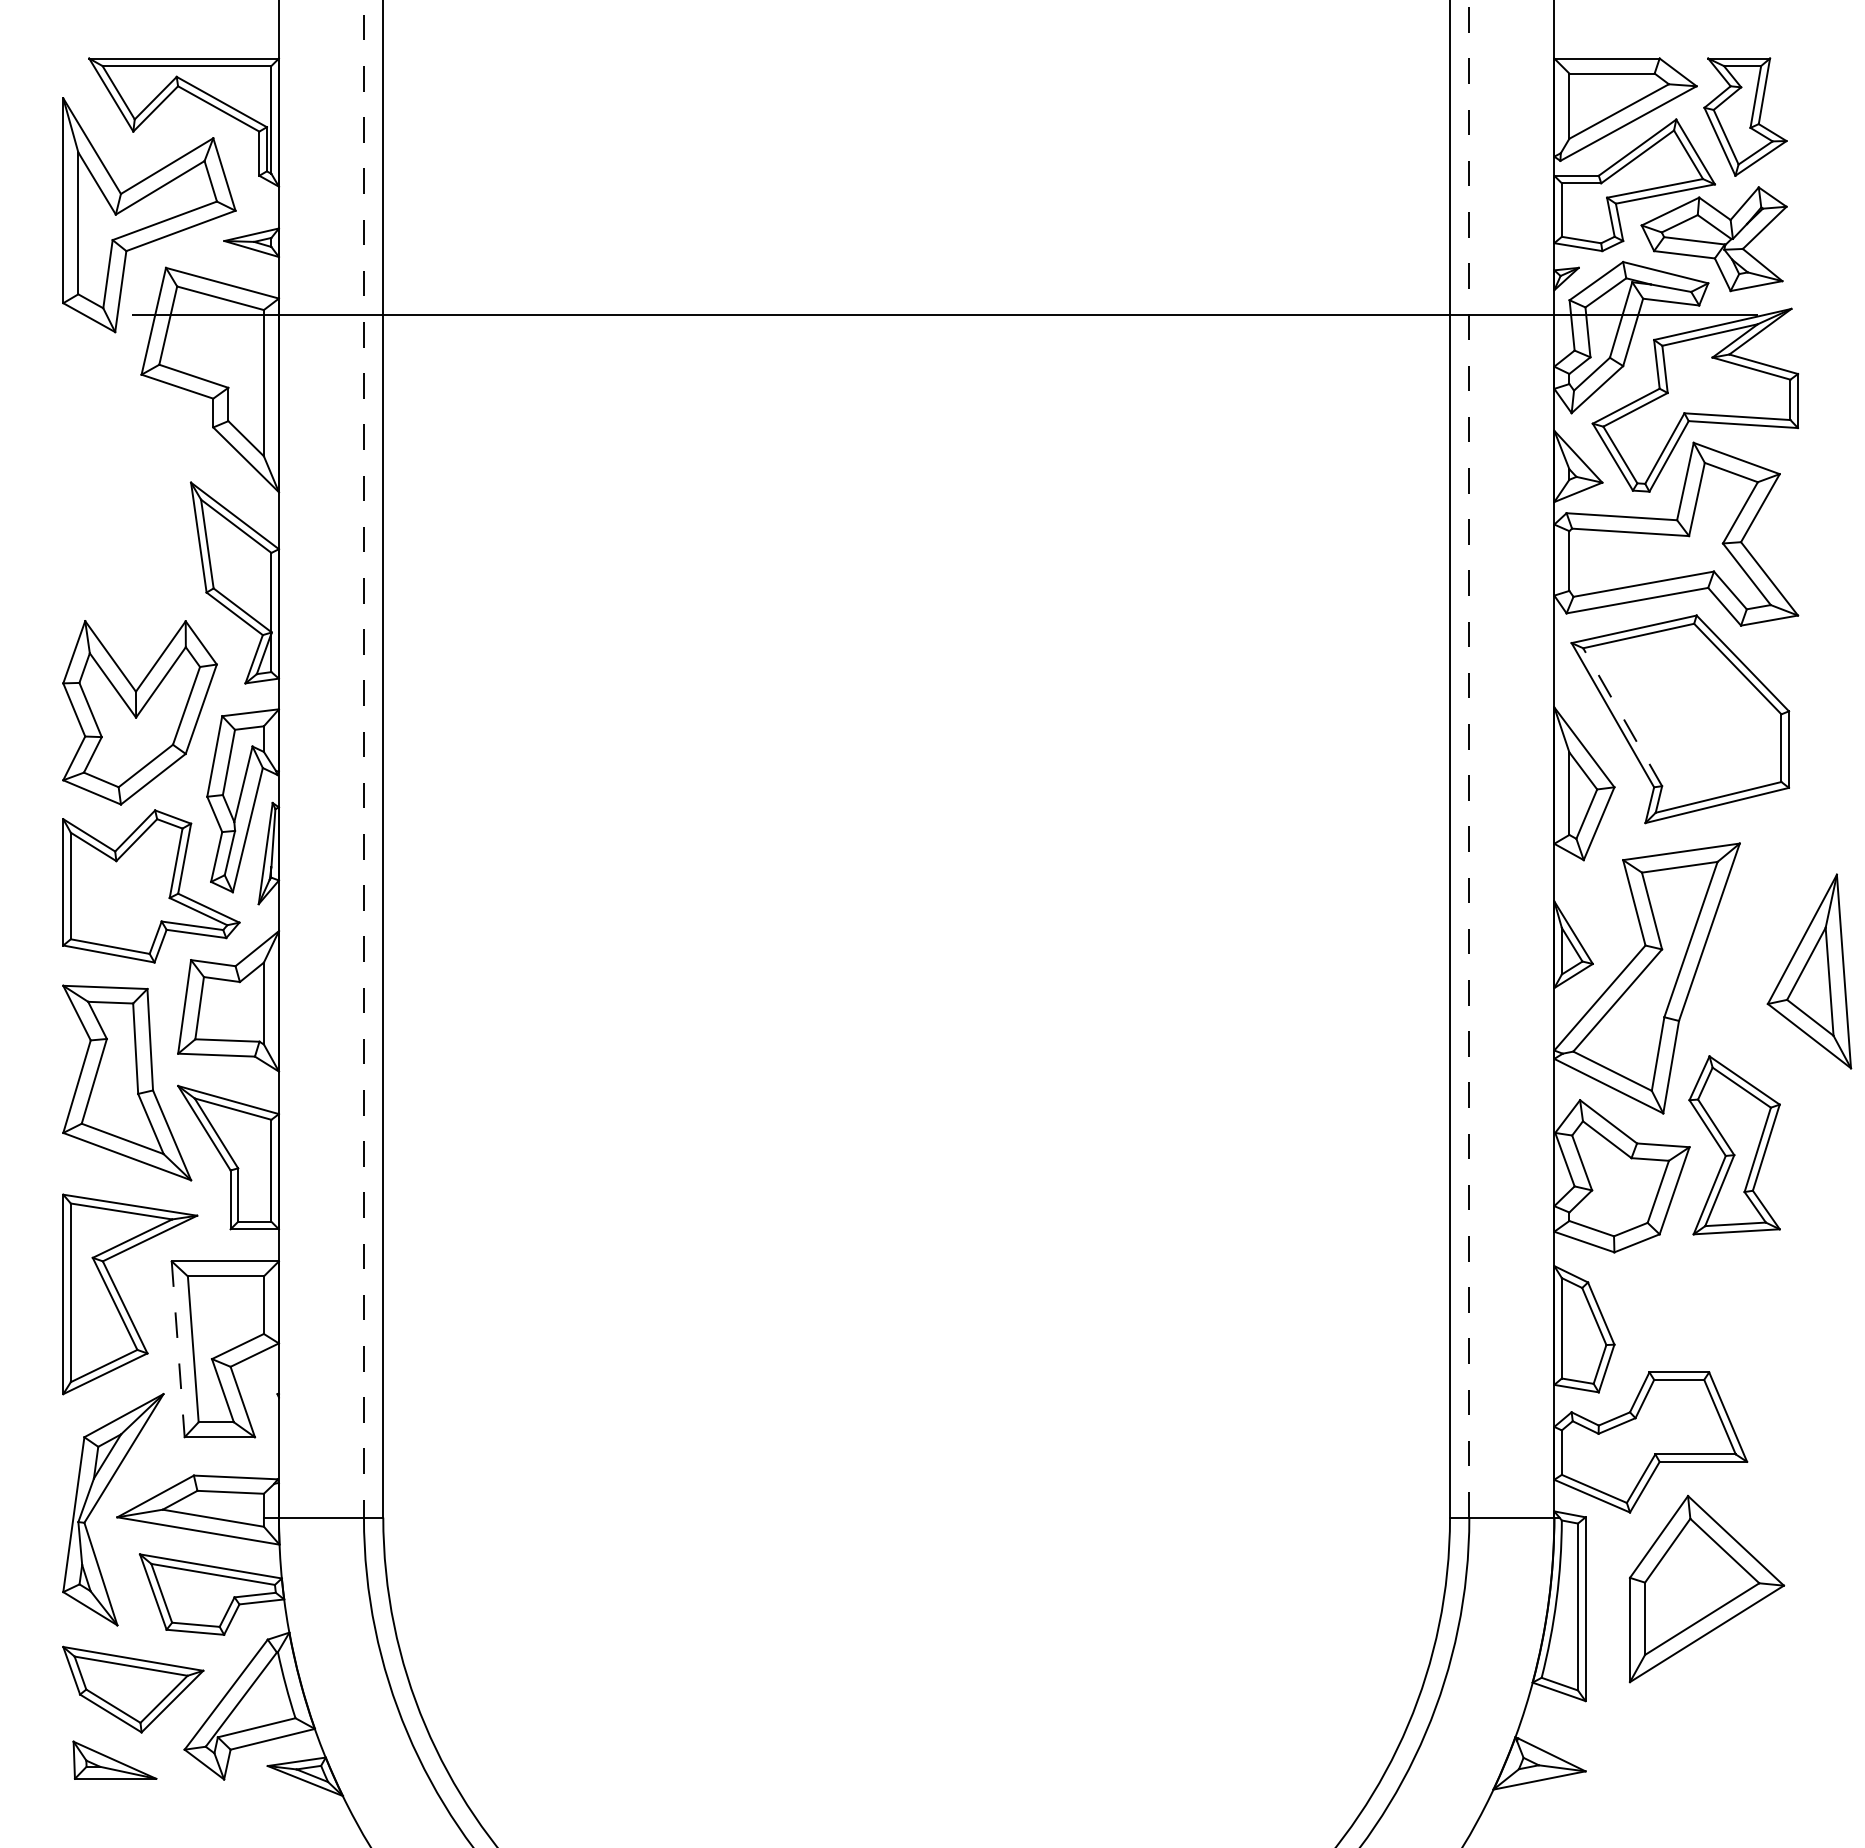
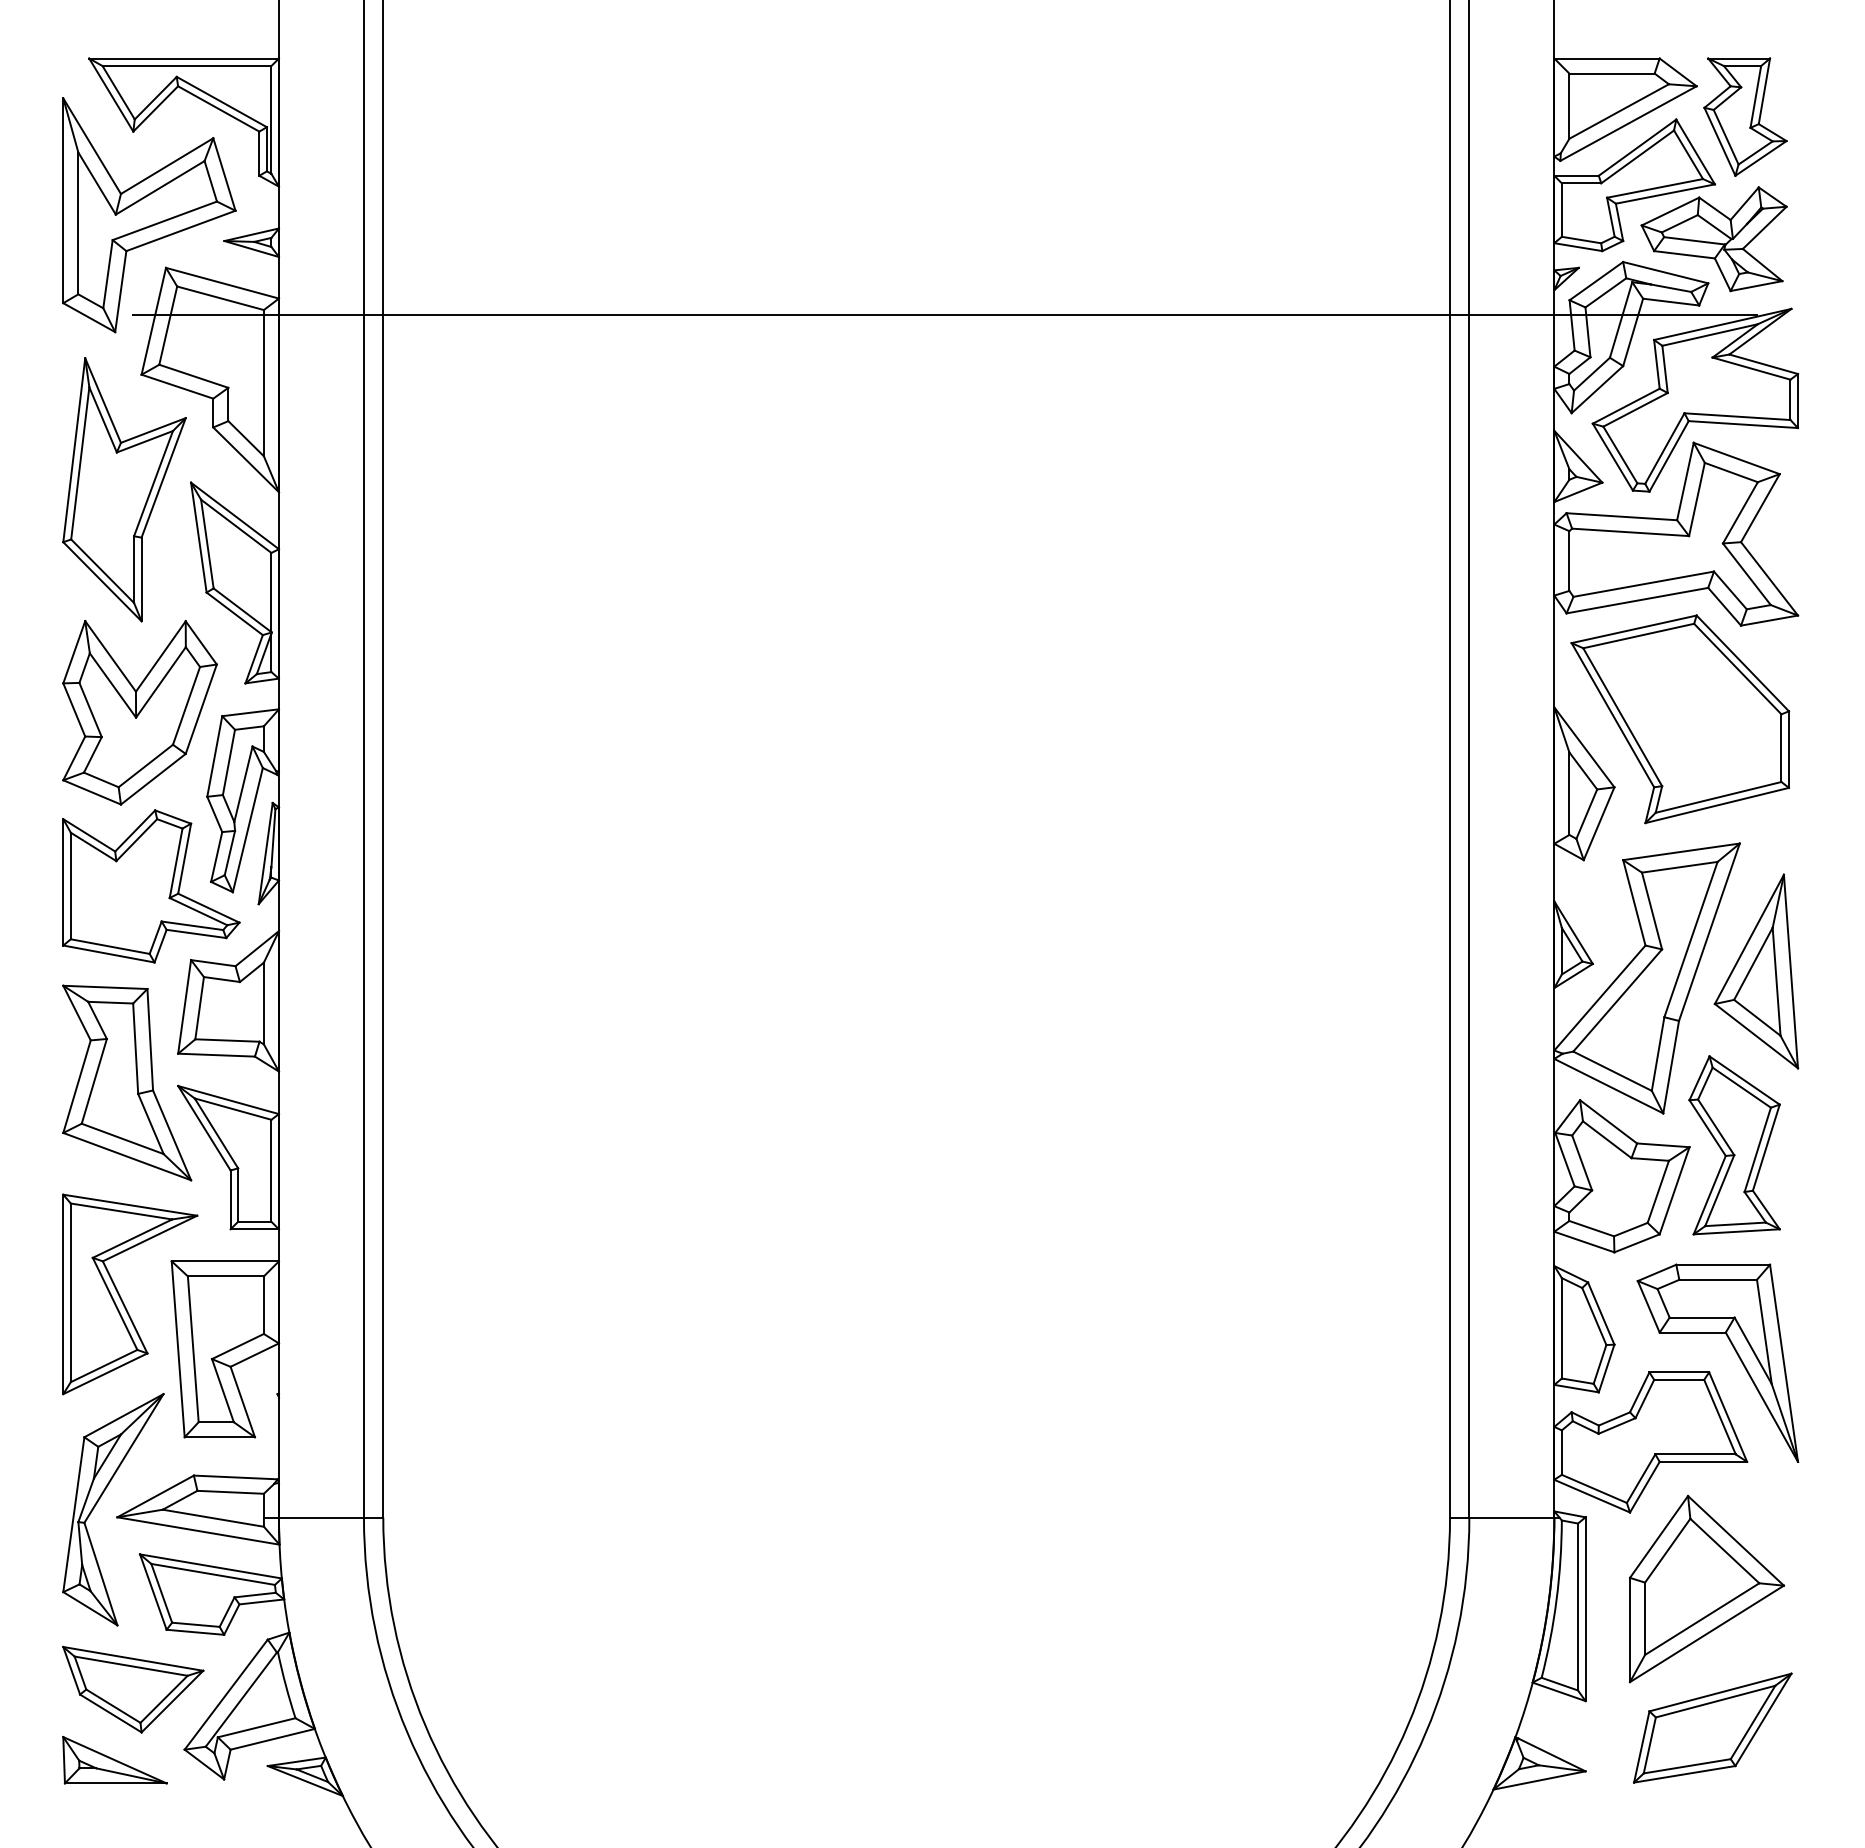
part: none -> present (124, 489)
line: dashed -> solid (1622, 716)
line: dashed -> solid (1469, 758)
line: dashed -> solid (363, 759)
part position: (1809, 971) -> (1756, 971) (1756, 971)
line: dashed -> solid (178, 1349)
part: none -> present (1735, 1352)
part: none -> present (1712, 1727)
part size: 86x40 px -> 106x49 px (114, 1760)
